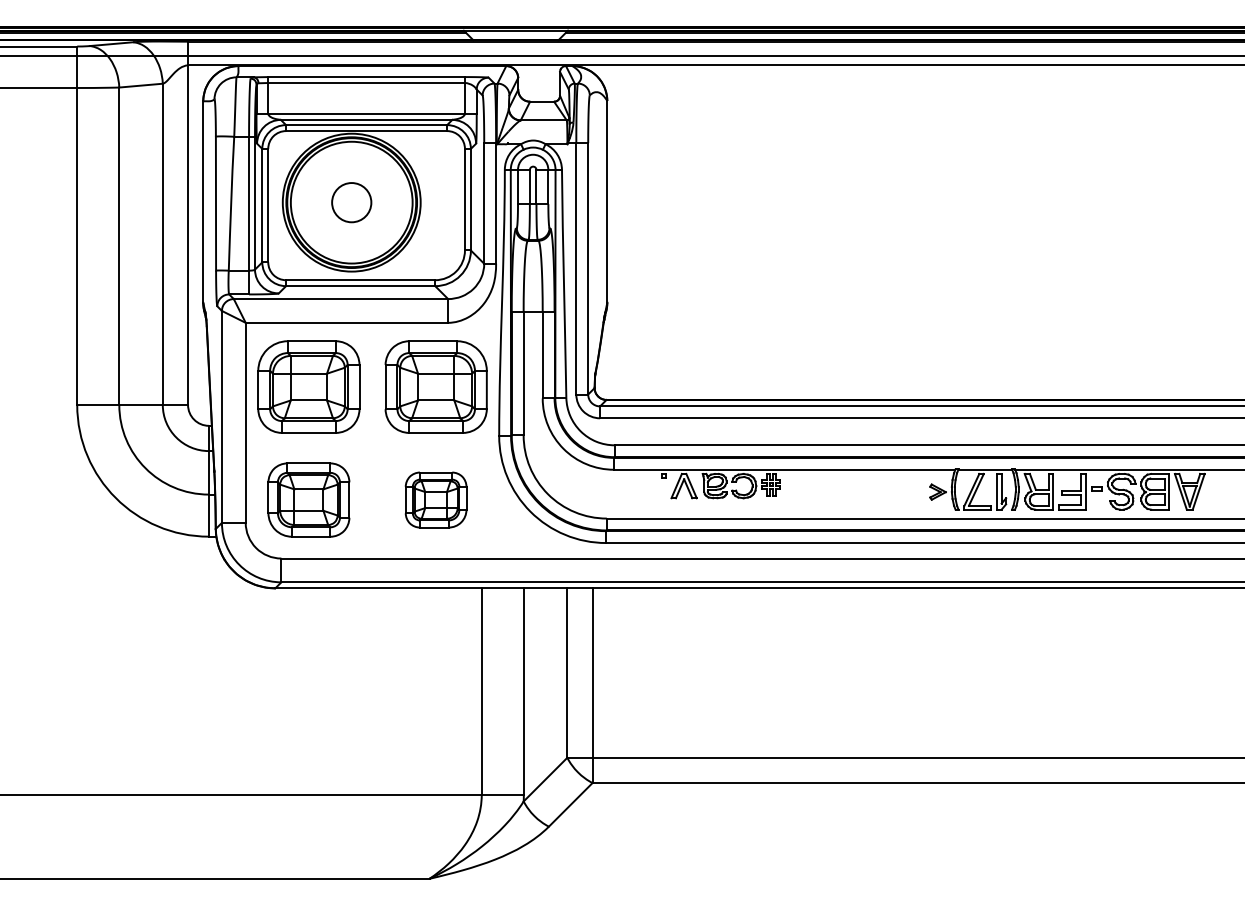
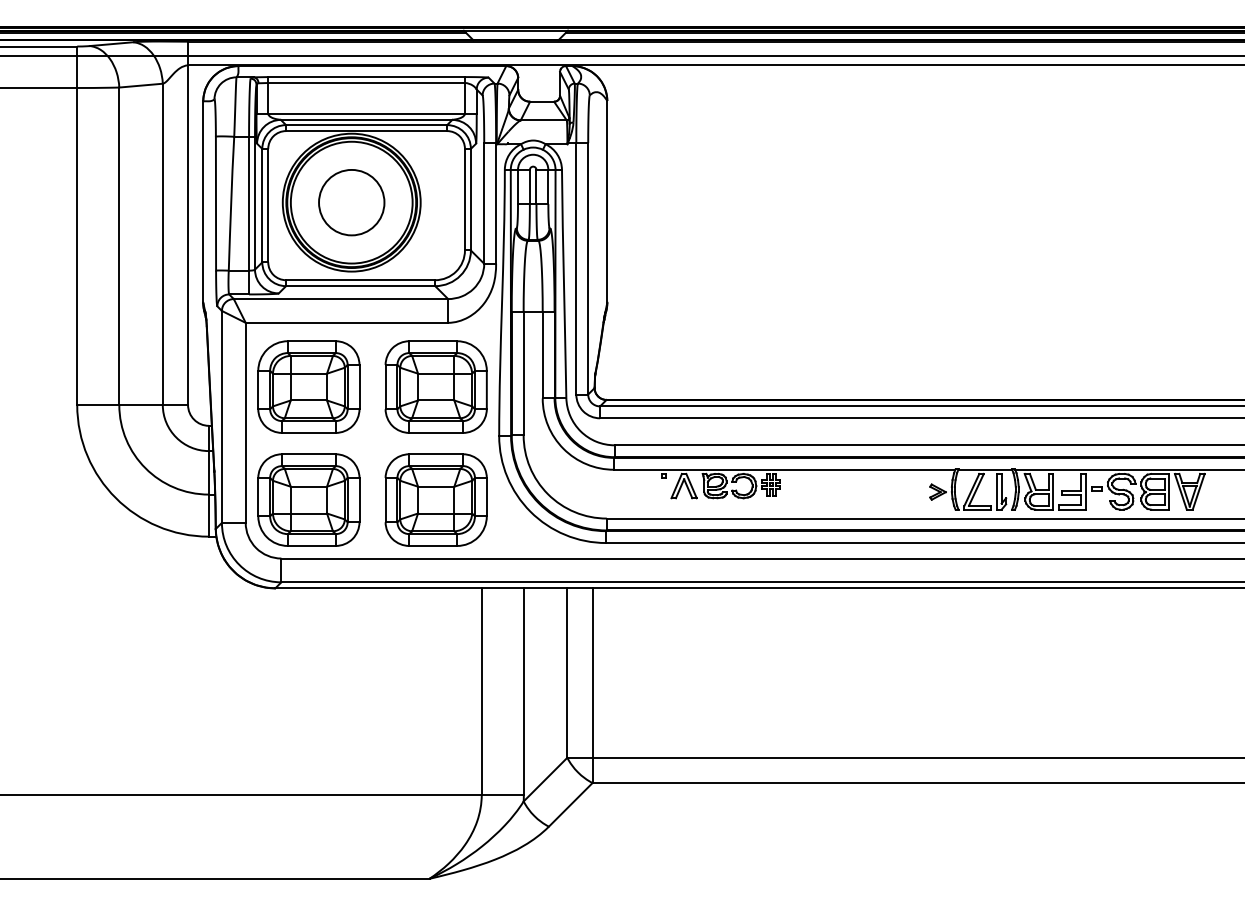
circle diameter: 39 px -> 65 px (351, 202)
part size: 84x76 px -> 104x94 px (308, 499)
part size: 64x58 px -> 104x94 px (435, 499)
